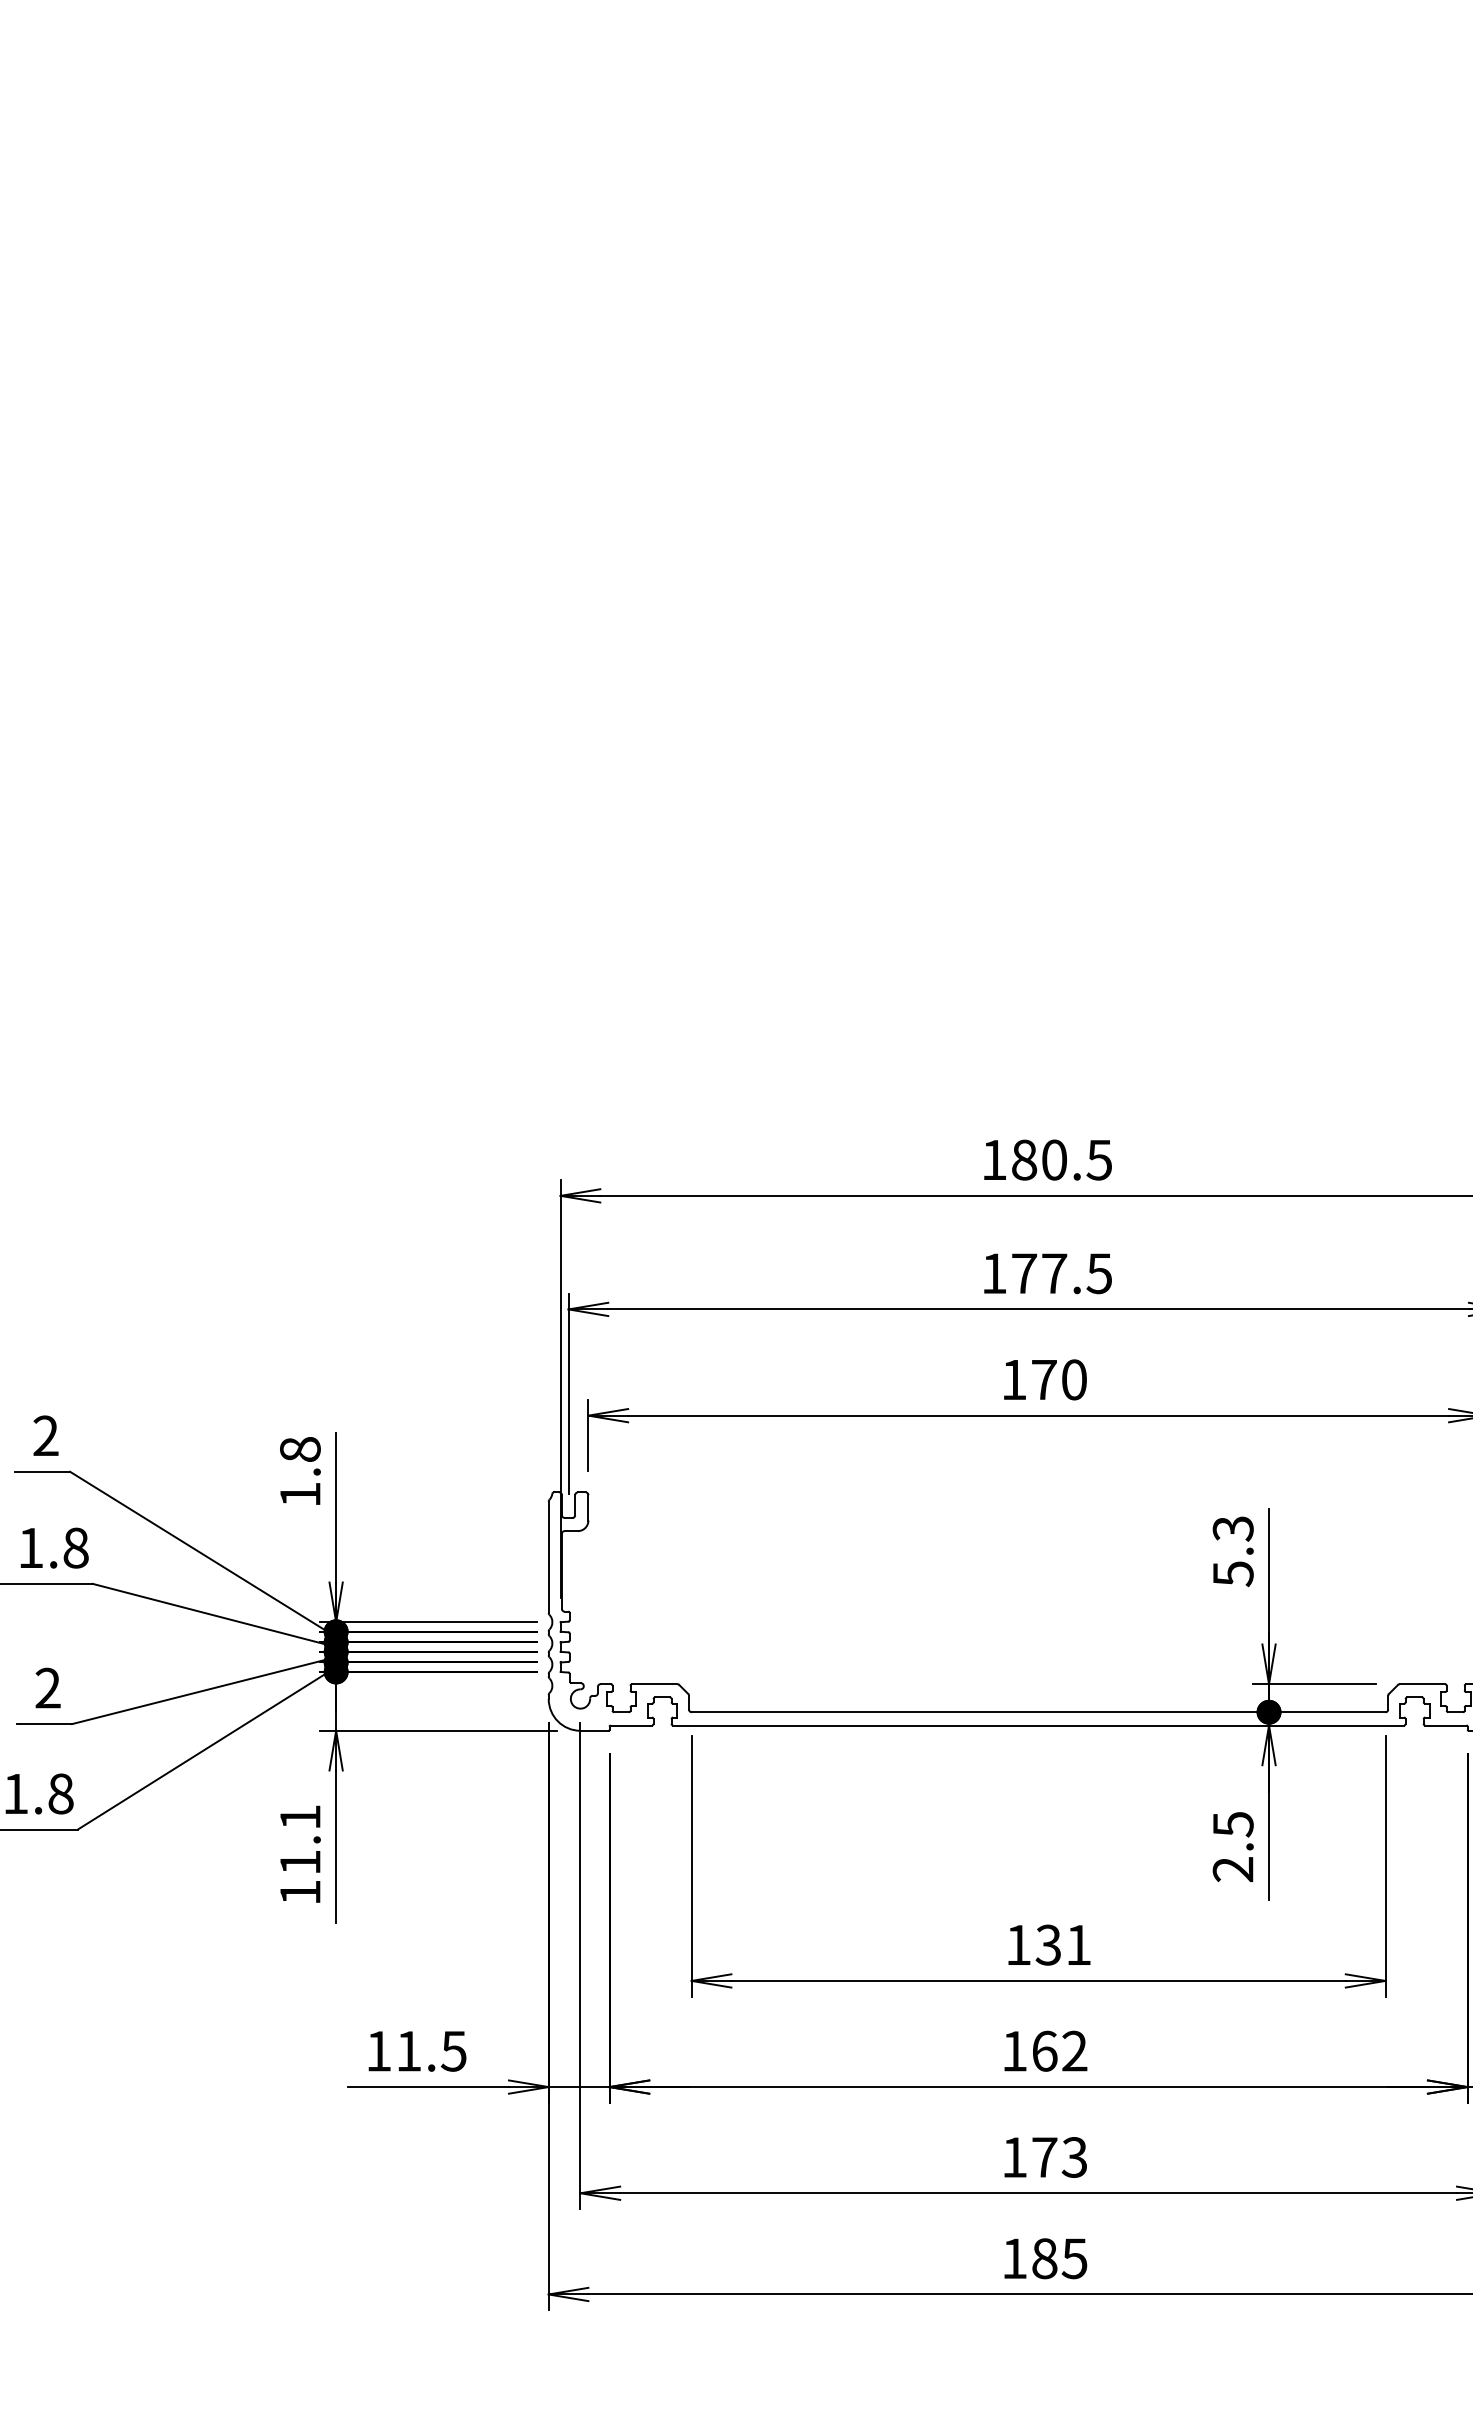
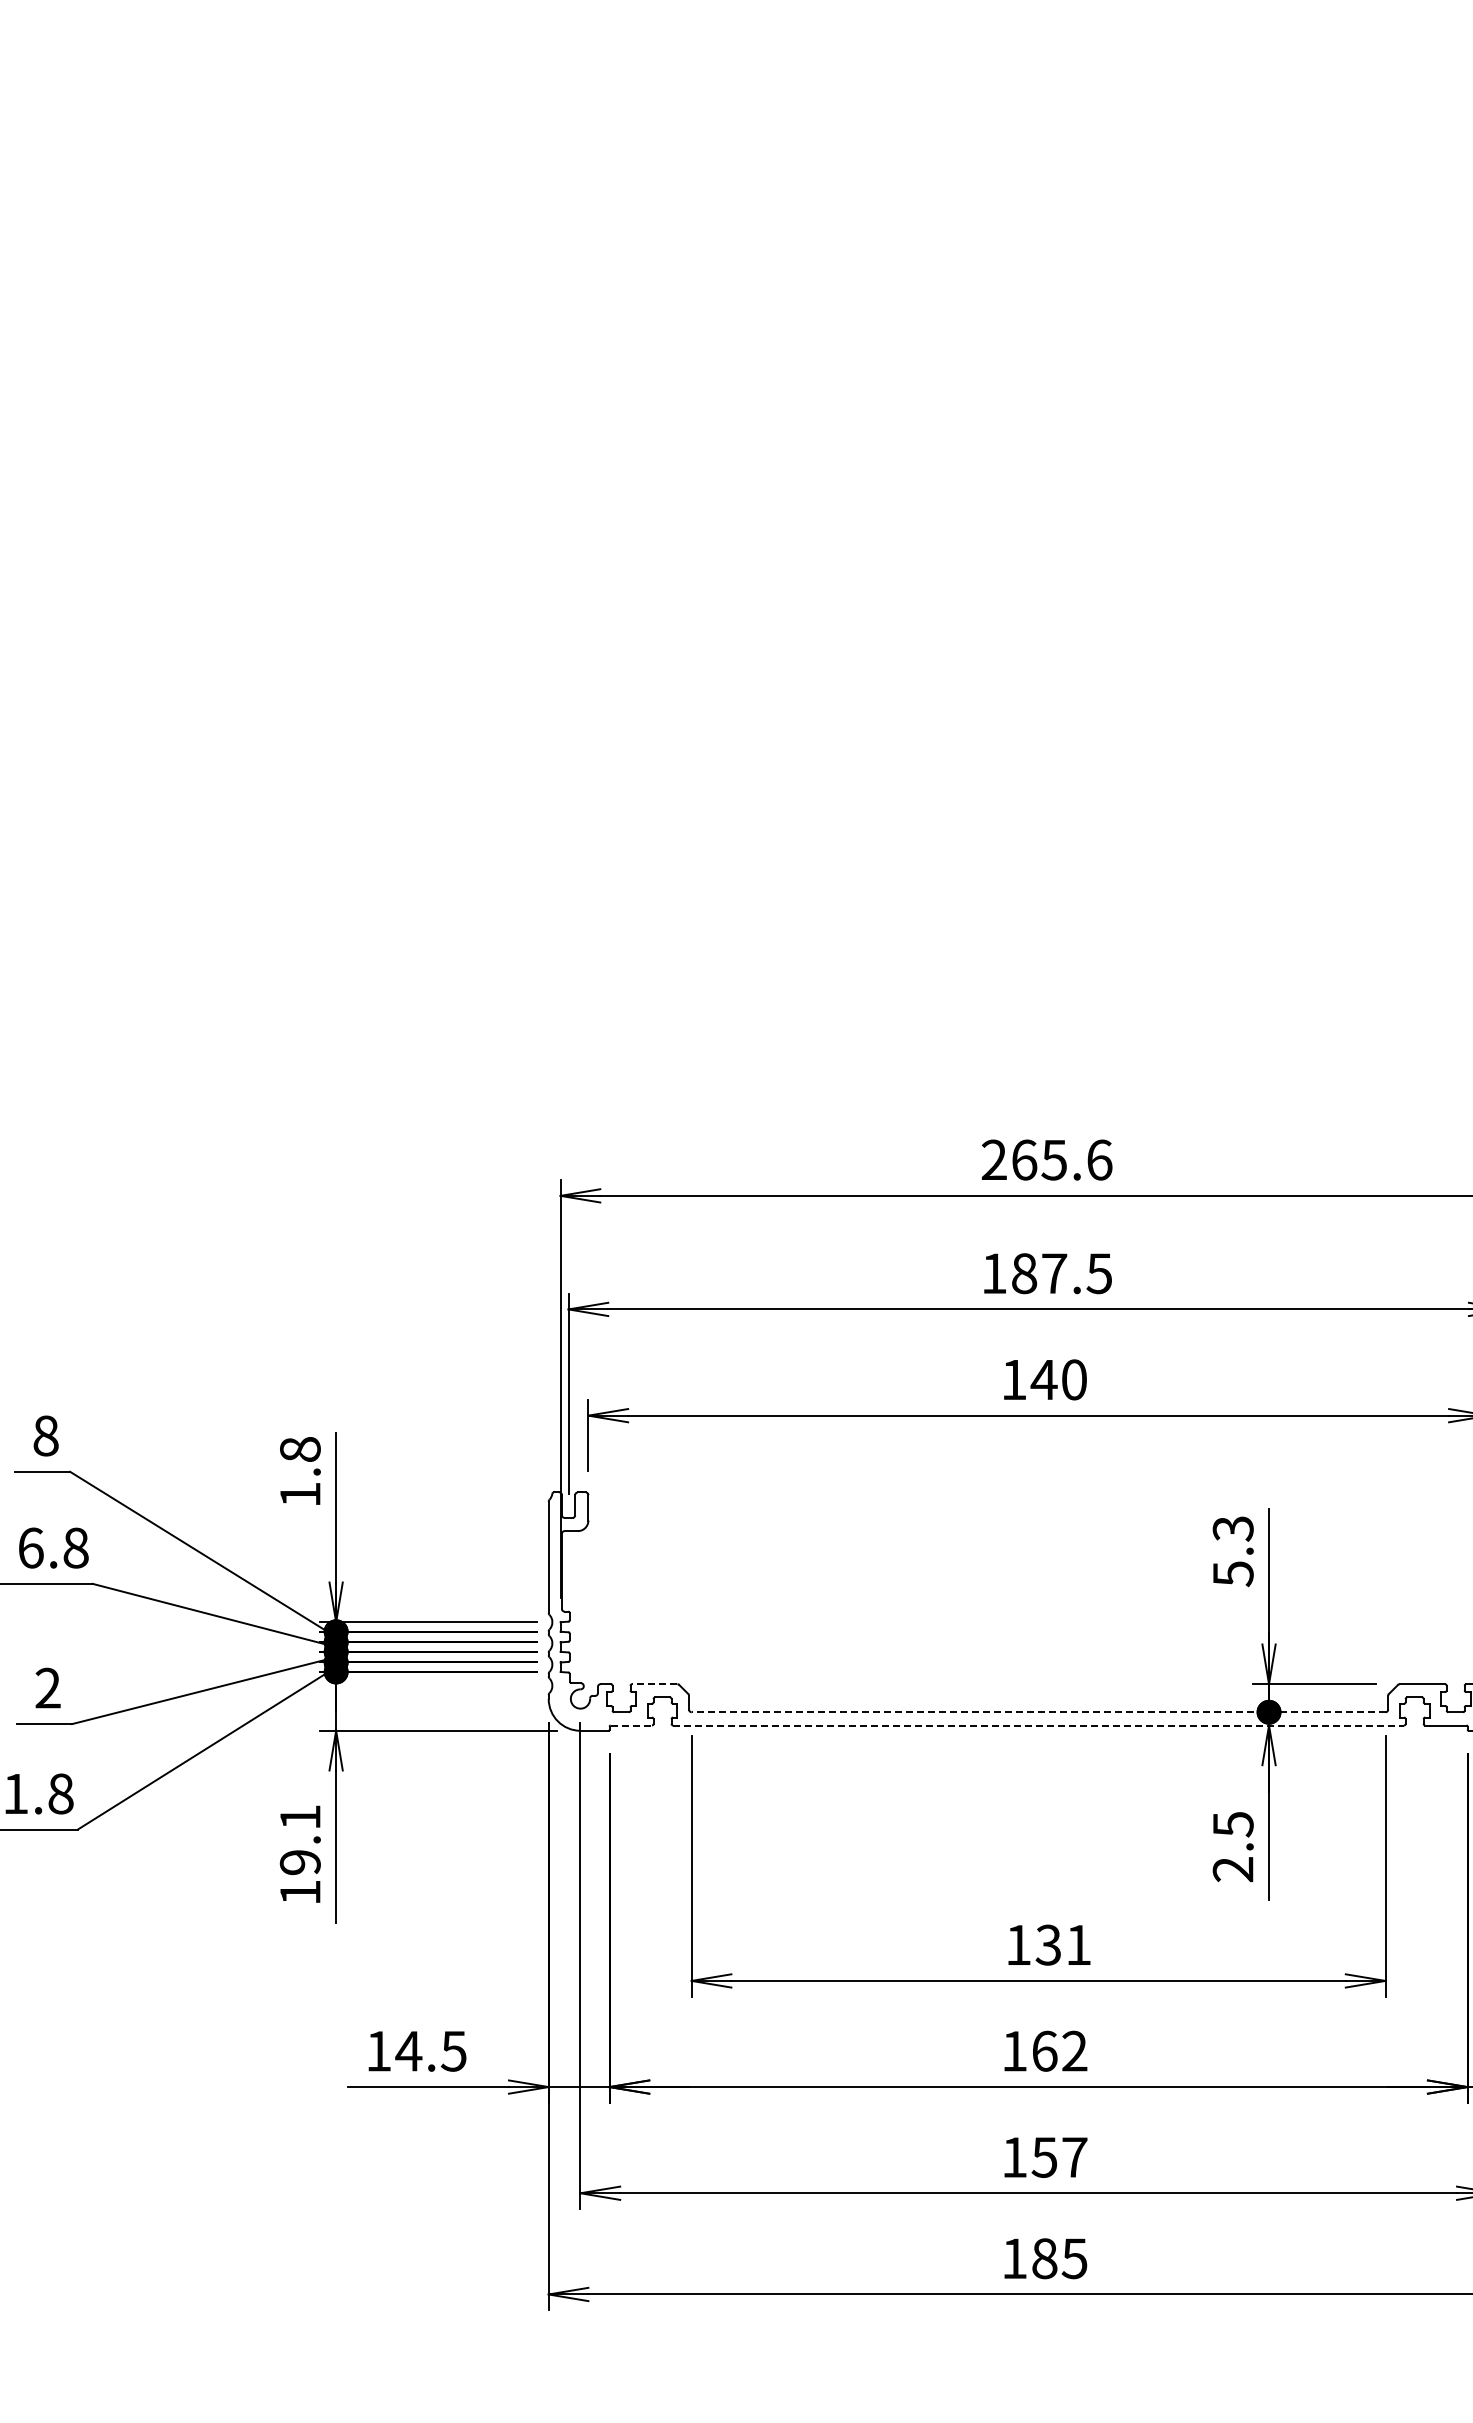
text: 180.5 -> 265.6 (1046, 1159)
text: 177.5 -> 187.5 (1024, 1273)
text: 170 -> 140 (1043, 1379)
text: 2 -> 8 (45, 1435)
text: 1.8 -> 6.8 (31, 1547)
line: solid -> dashed (654, 1684)
line: solid -> dashed (1038, 1712)
line: solid -> dashed (631, 1725)
line: solid -> dashed (1039, 1725)
text: 11.1 -> 19.1 (299, 1862)
text: 11.5 -> 14.5 (408, 2051)
text: 173 -> 157 (1059, 2157)
